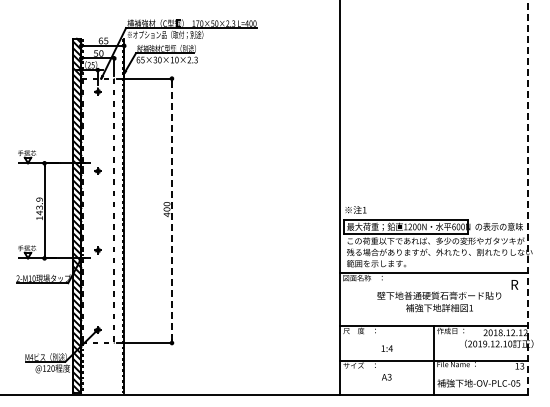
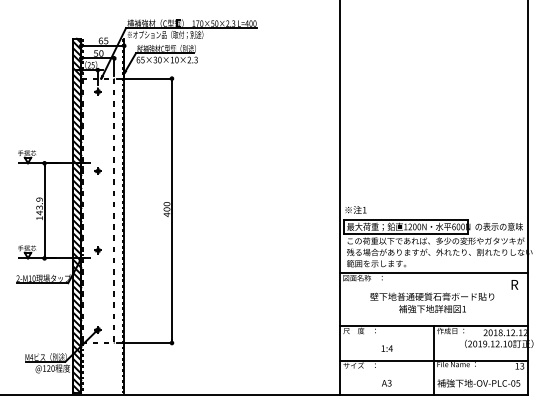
line: dashed -> solid (527, 197)
line: dashed -> solid (171, 210)
text position: (439, 301) -> (432, 302) (432, 302)
text position: (386, 377) -> (386, 383) (386, 383)
